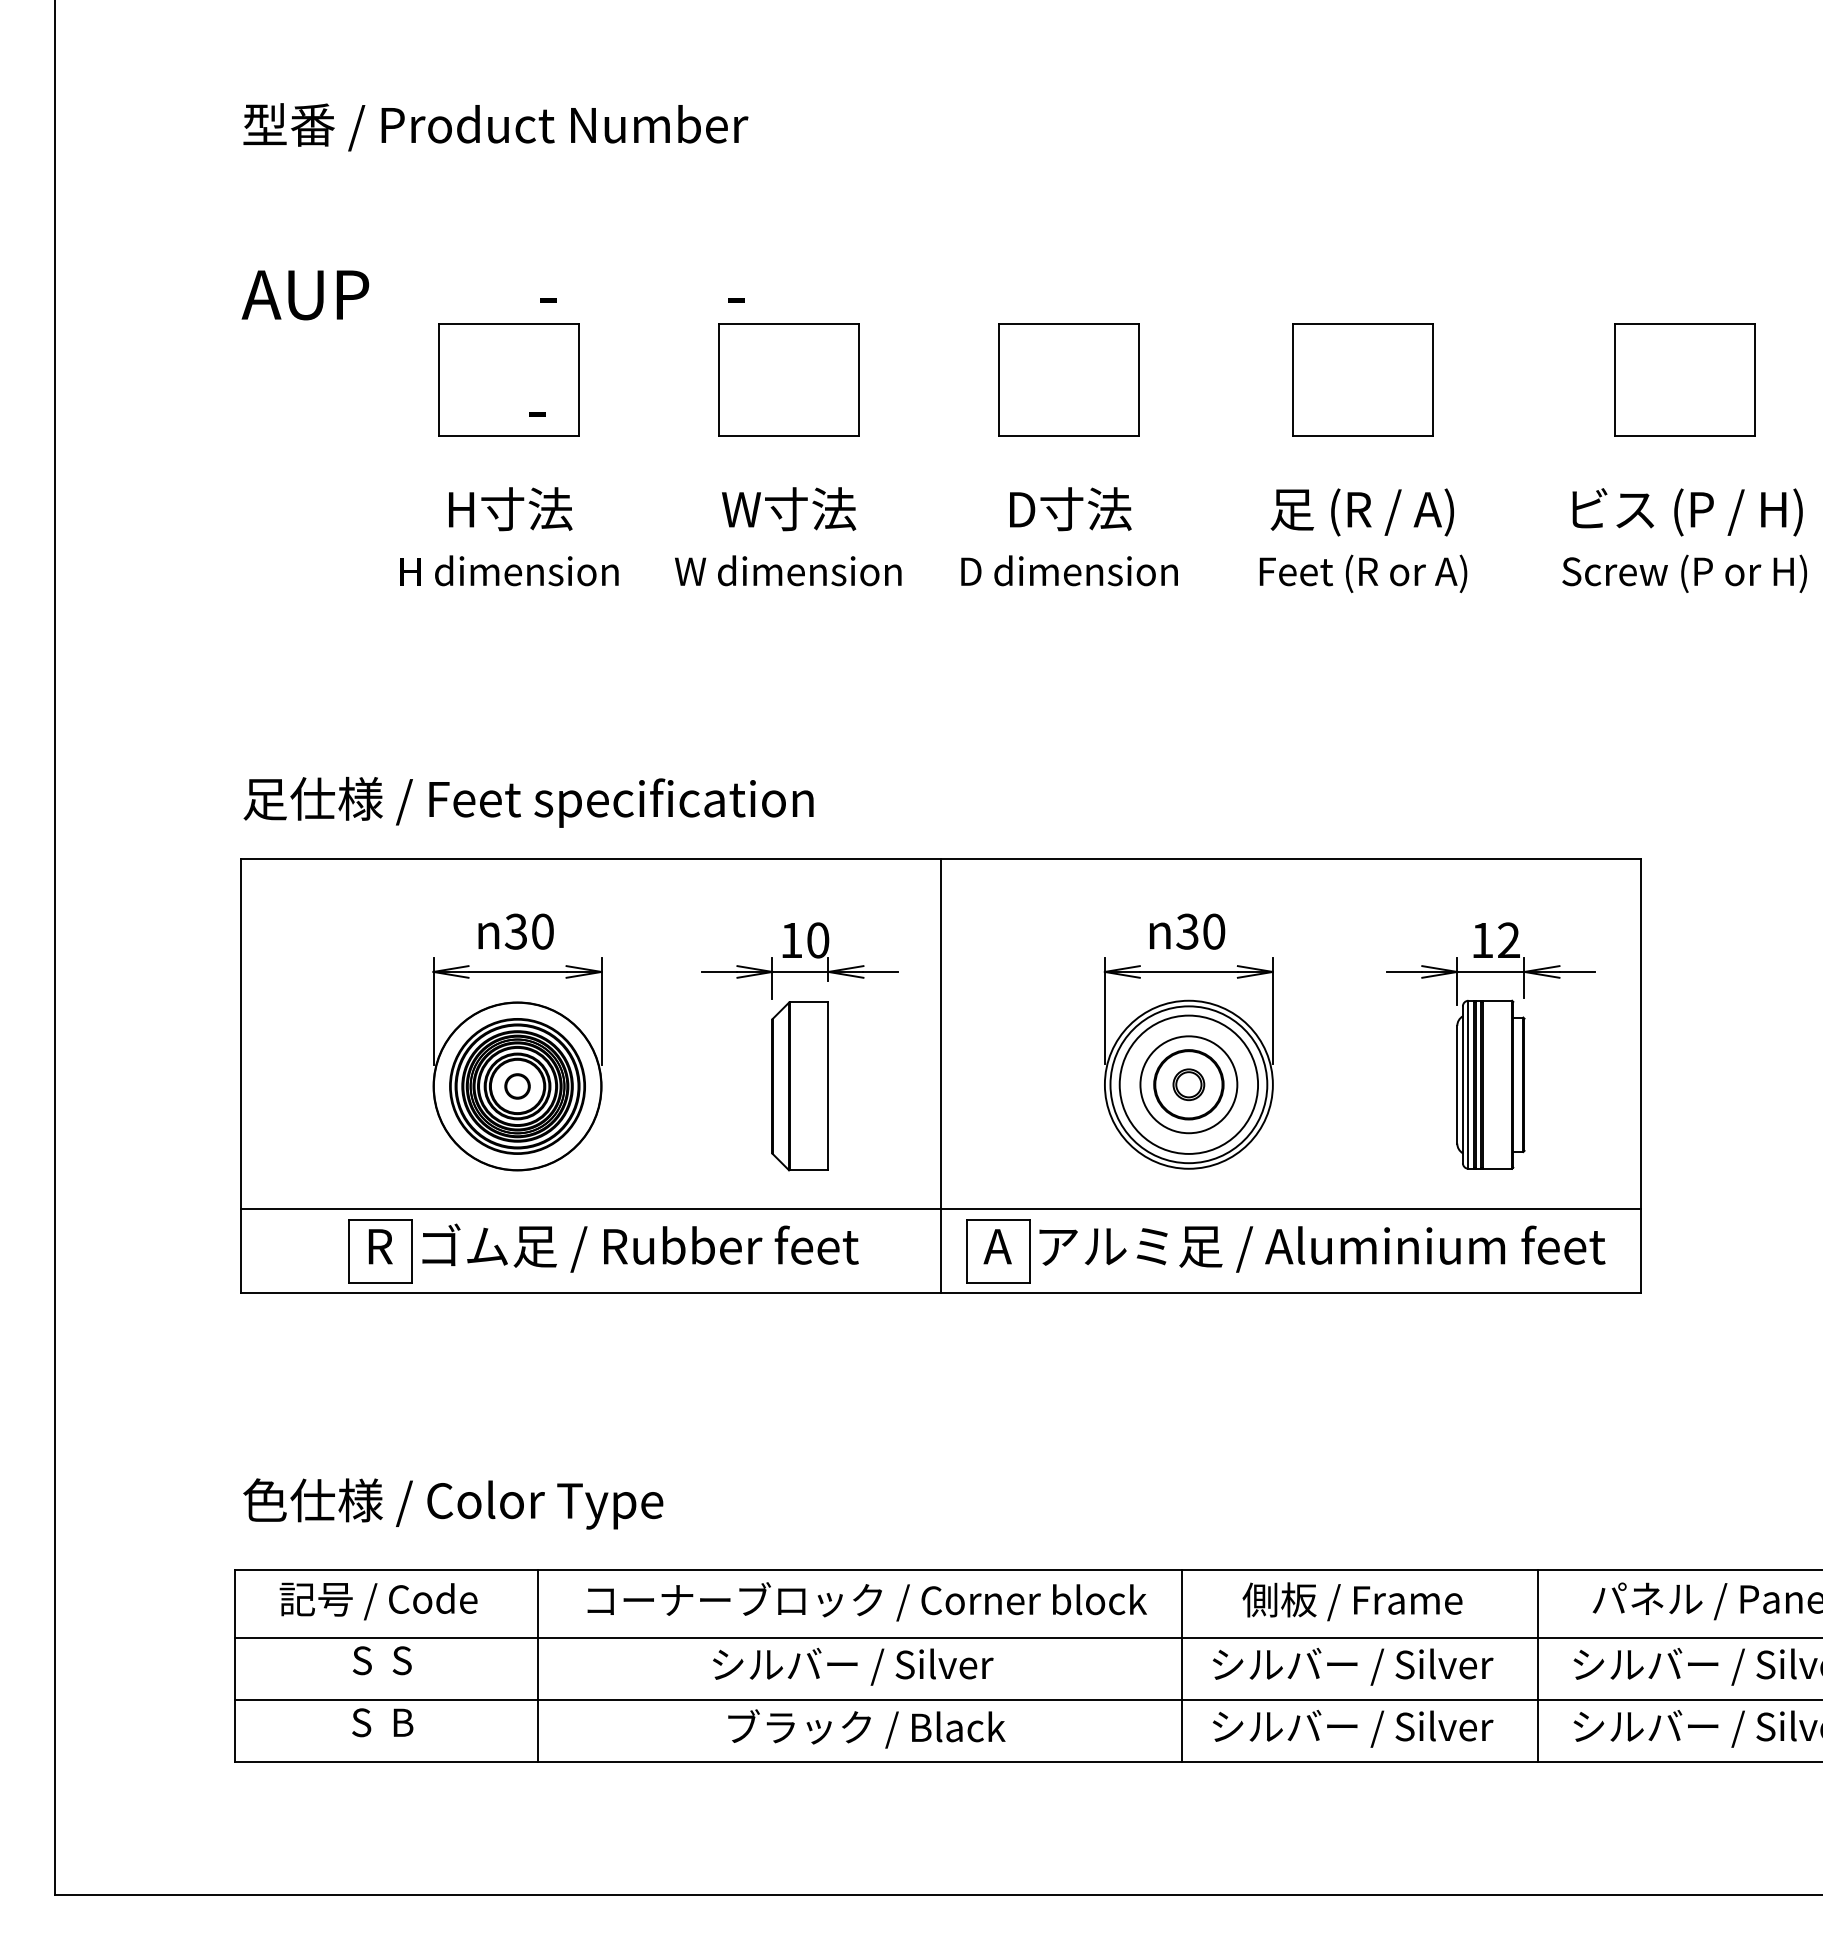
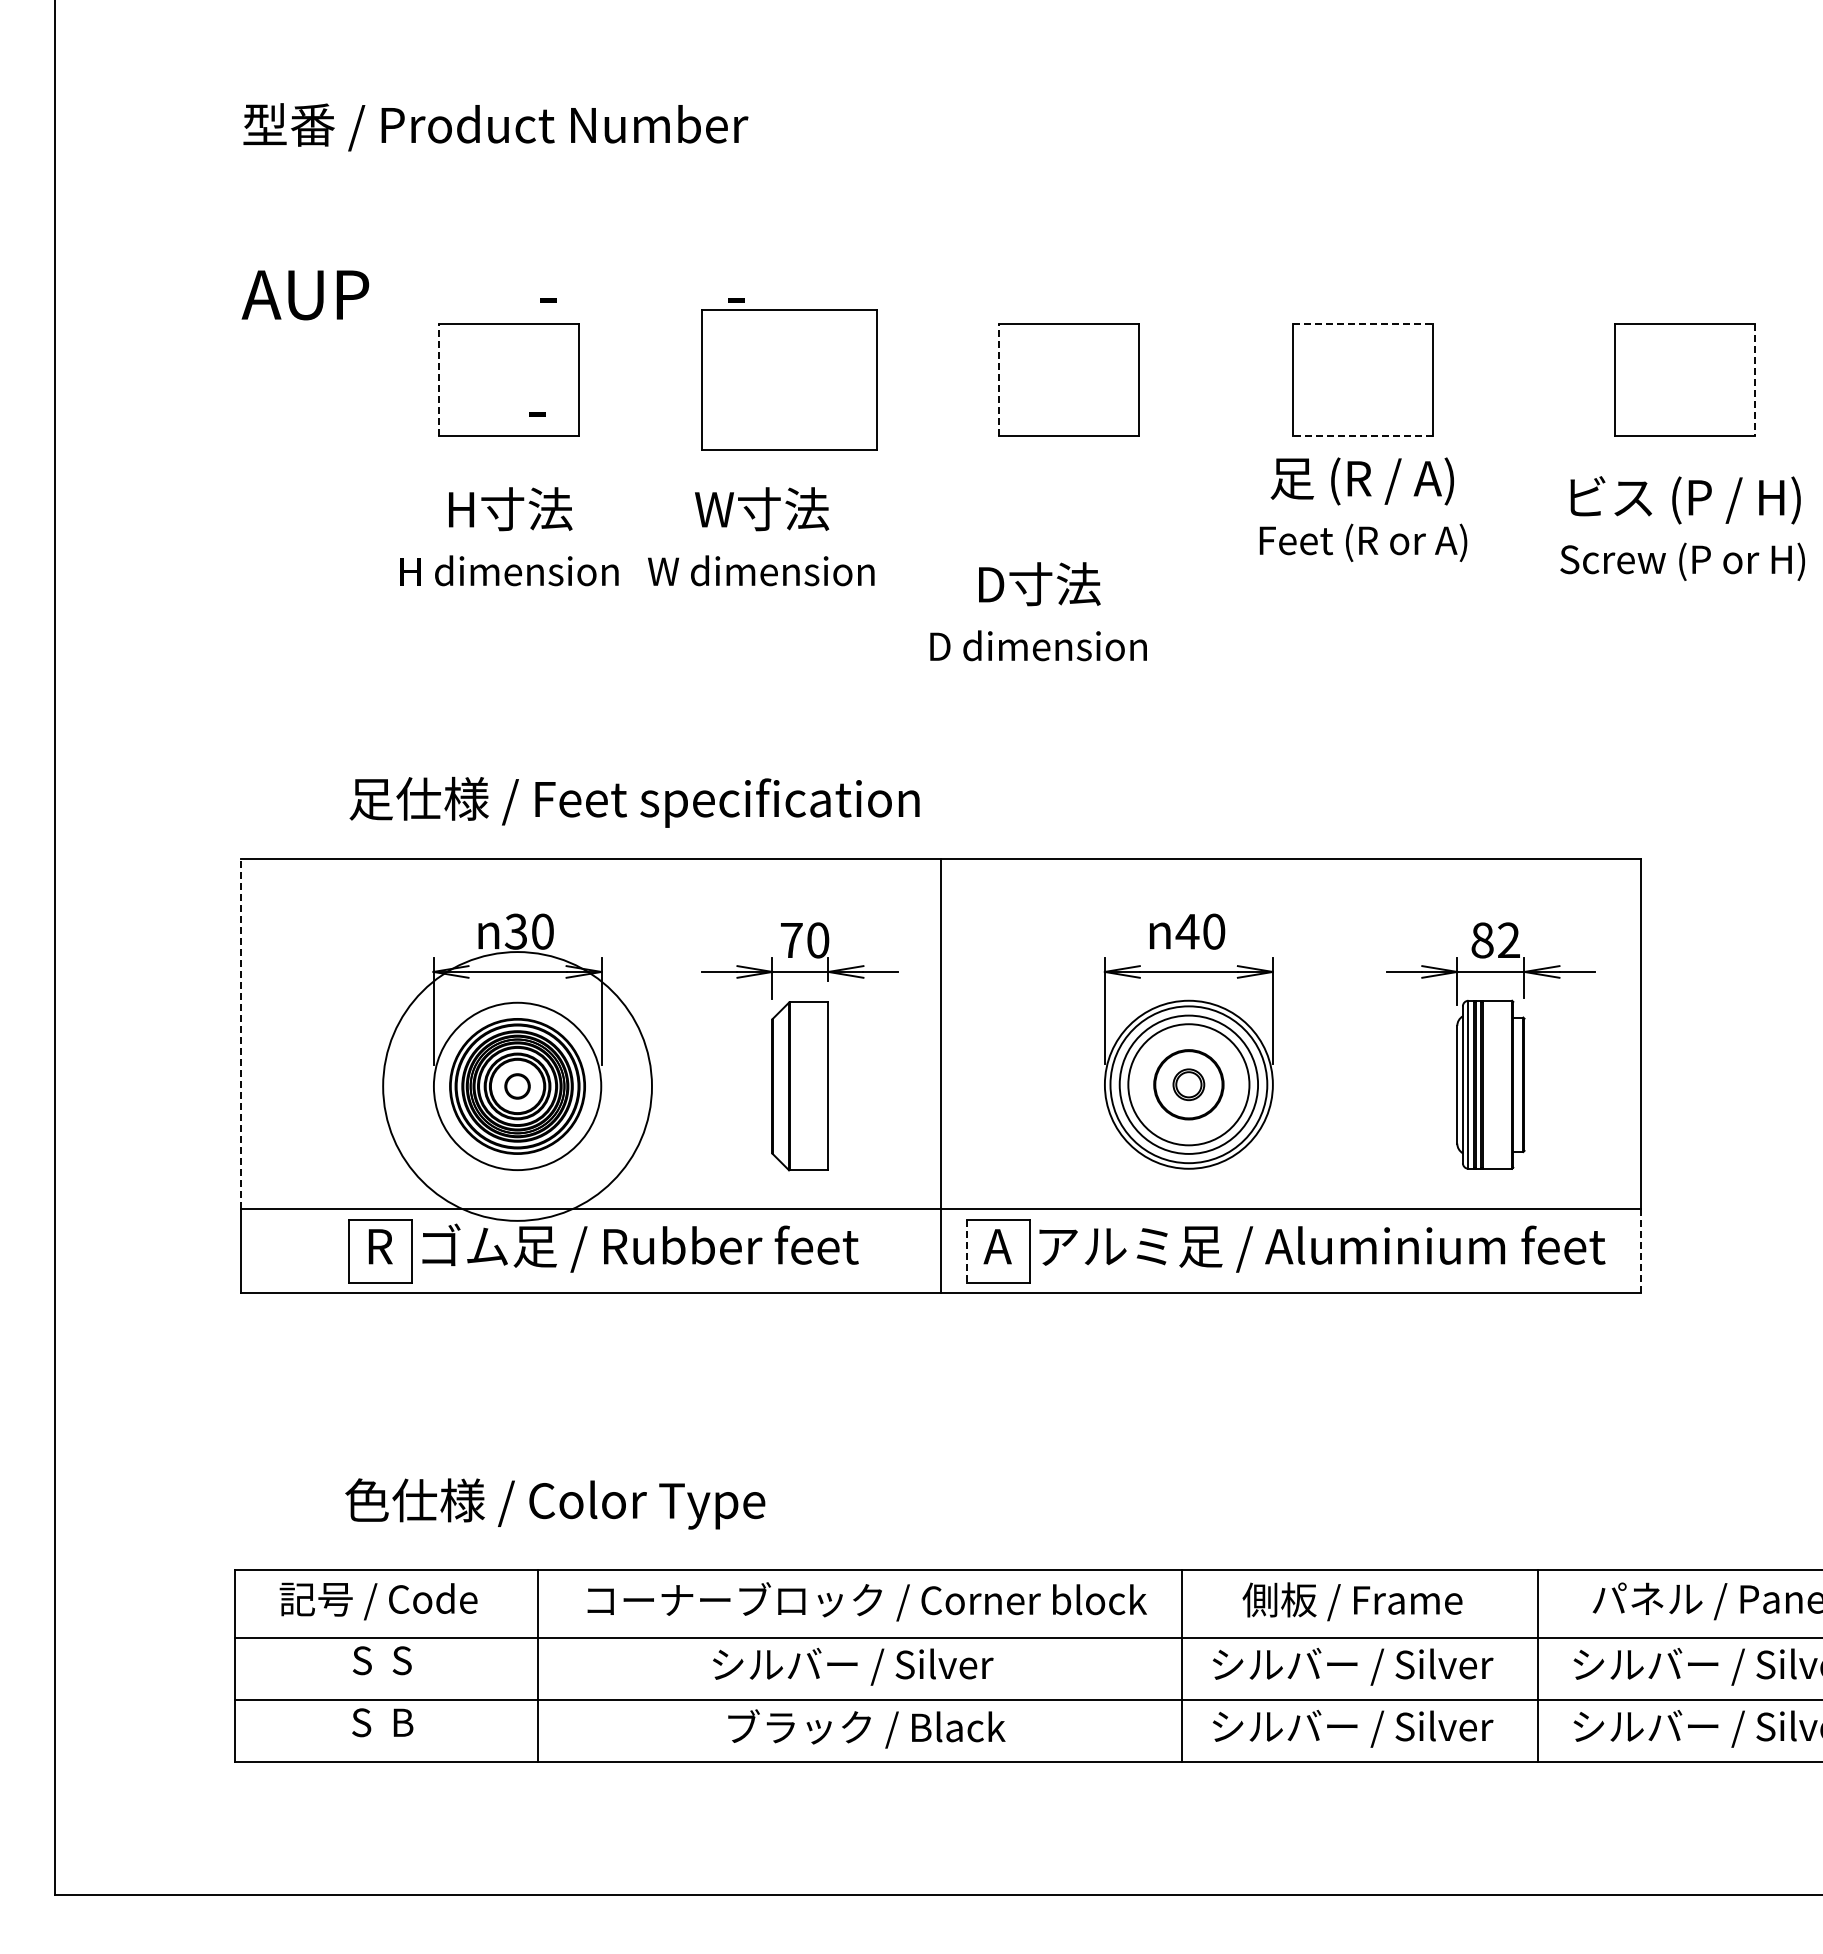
line: solid -> dashed (1363, 324)
line: solid -> dashed (439, 379)
part size: 142x114 px -> 177x142 px (789, 379)
line: solid -> dashed (999, 379)
line: solid -> dashed (1755, 380)
line: solid -> dashed (1362, 436)
text position: (788, 536) -> (761, 536) (761, 536)
text position: (1069, 536) -> (1038, 611) (1038, 611)
text position: (1363, 540) -> (1363, 509) (1363, 509)
text position: (1684, 540) -> (1682, 528) (1682, 528)
text position: (528, 801) -> (634, 801) (634, 801)
text: 30 -> 40 (1187, 931)
text: 10 -> 70 (791, 940)
text: 12 -> 82 (1482, 940)
line: solid -> dashed (241, 1033)
circle diameter: 97 px -> 121 px (1188, 1084)
circle diameter: 168 px -> 269 px (517, 1086)
line: solid -> dashed (966, 1251)
line: solid -> dashed (1641, 1251)
text position: (453, 1503) -> (555, 1503) (555, 1503)
